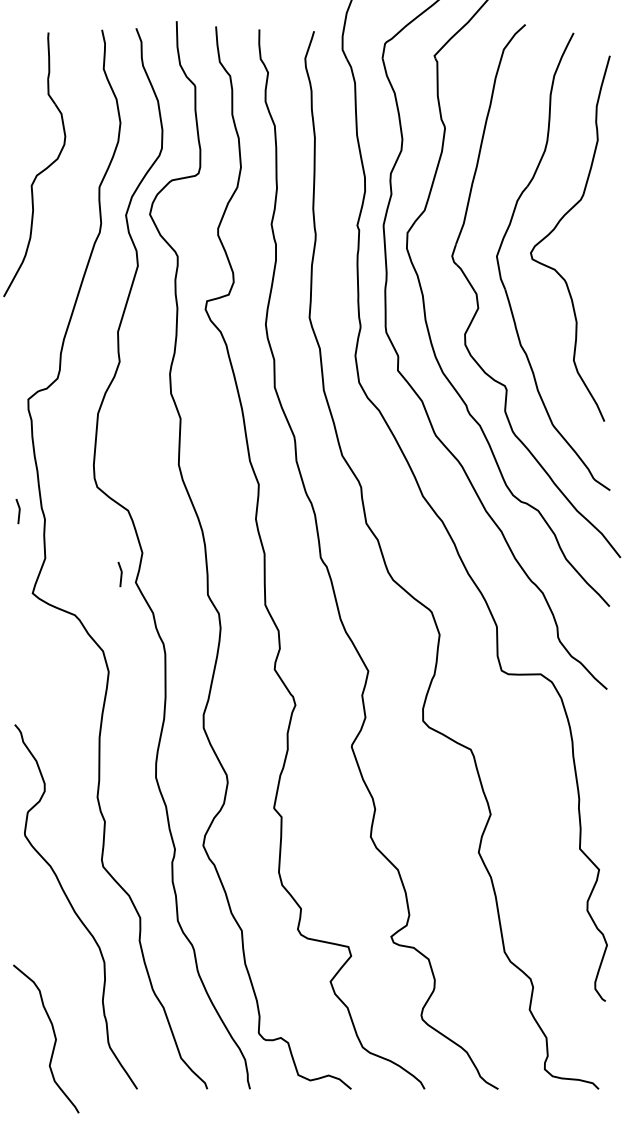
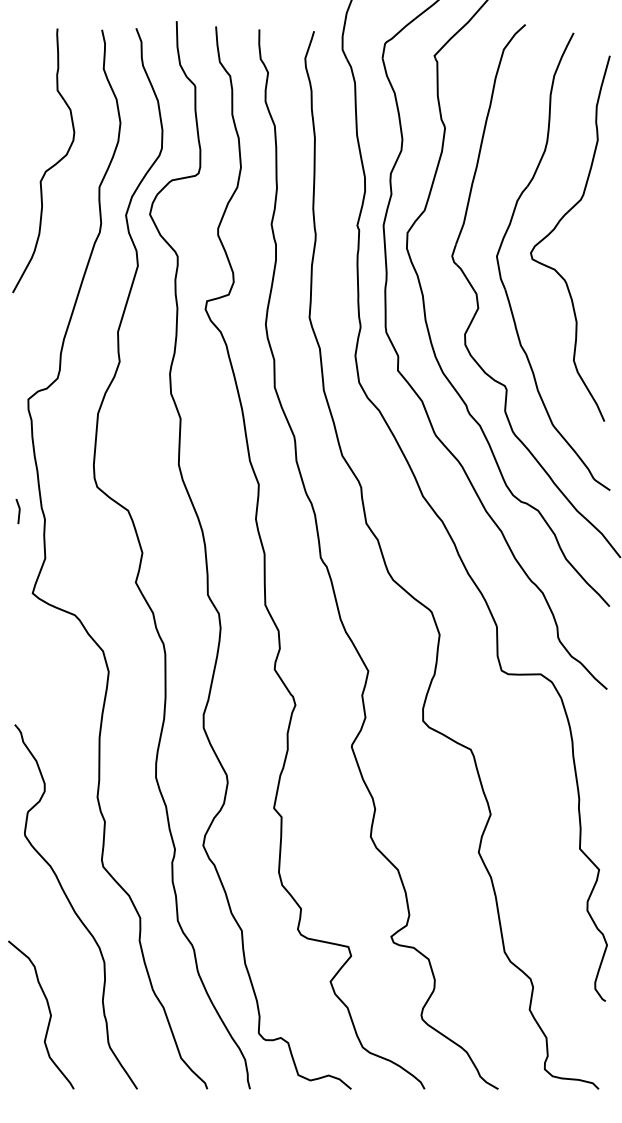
part position: (40, 171) -> (49, 167) (49, 167)
line: present -> none (120, 574)
curve position: (54, 1038) -> (49, 1014) (49, 1014)
